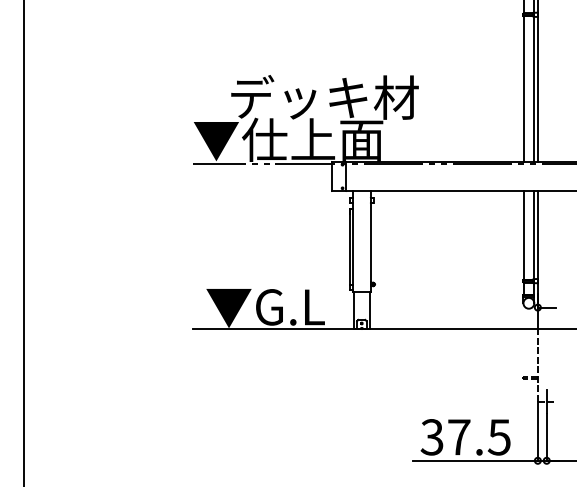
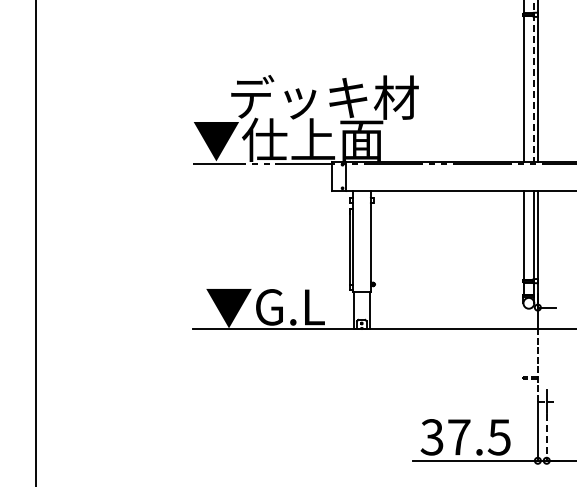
line: solid -> dashed (533, 81)
line position: (24, 242) -> (36, 242) (36, 242)
line: solid -> dashed (546, 437)
